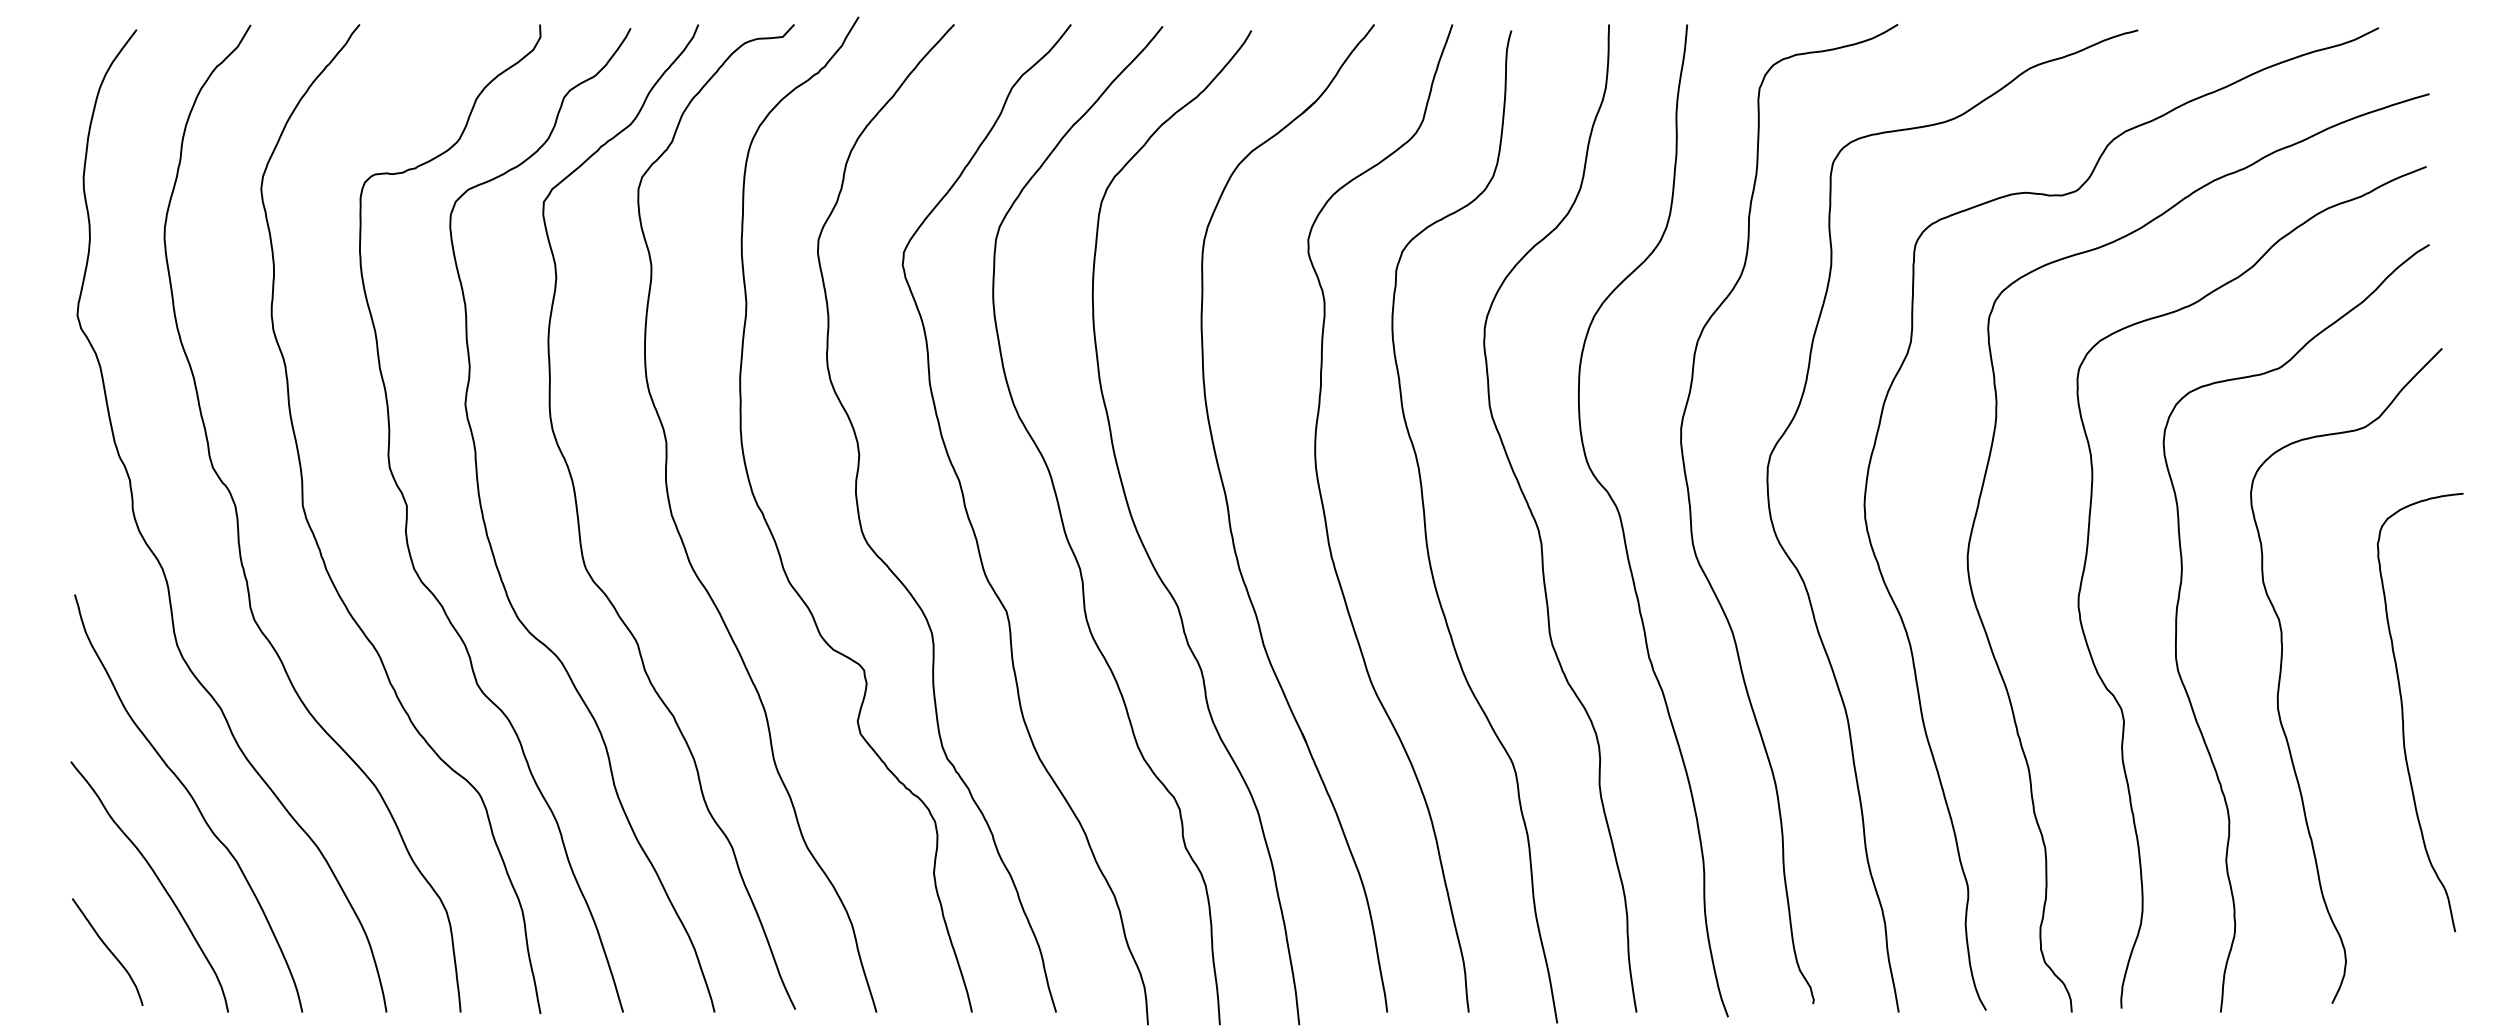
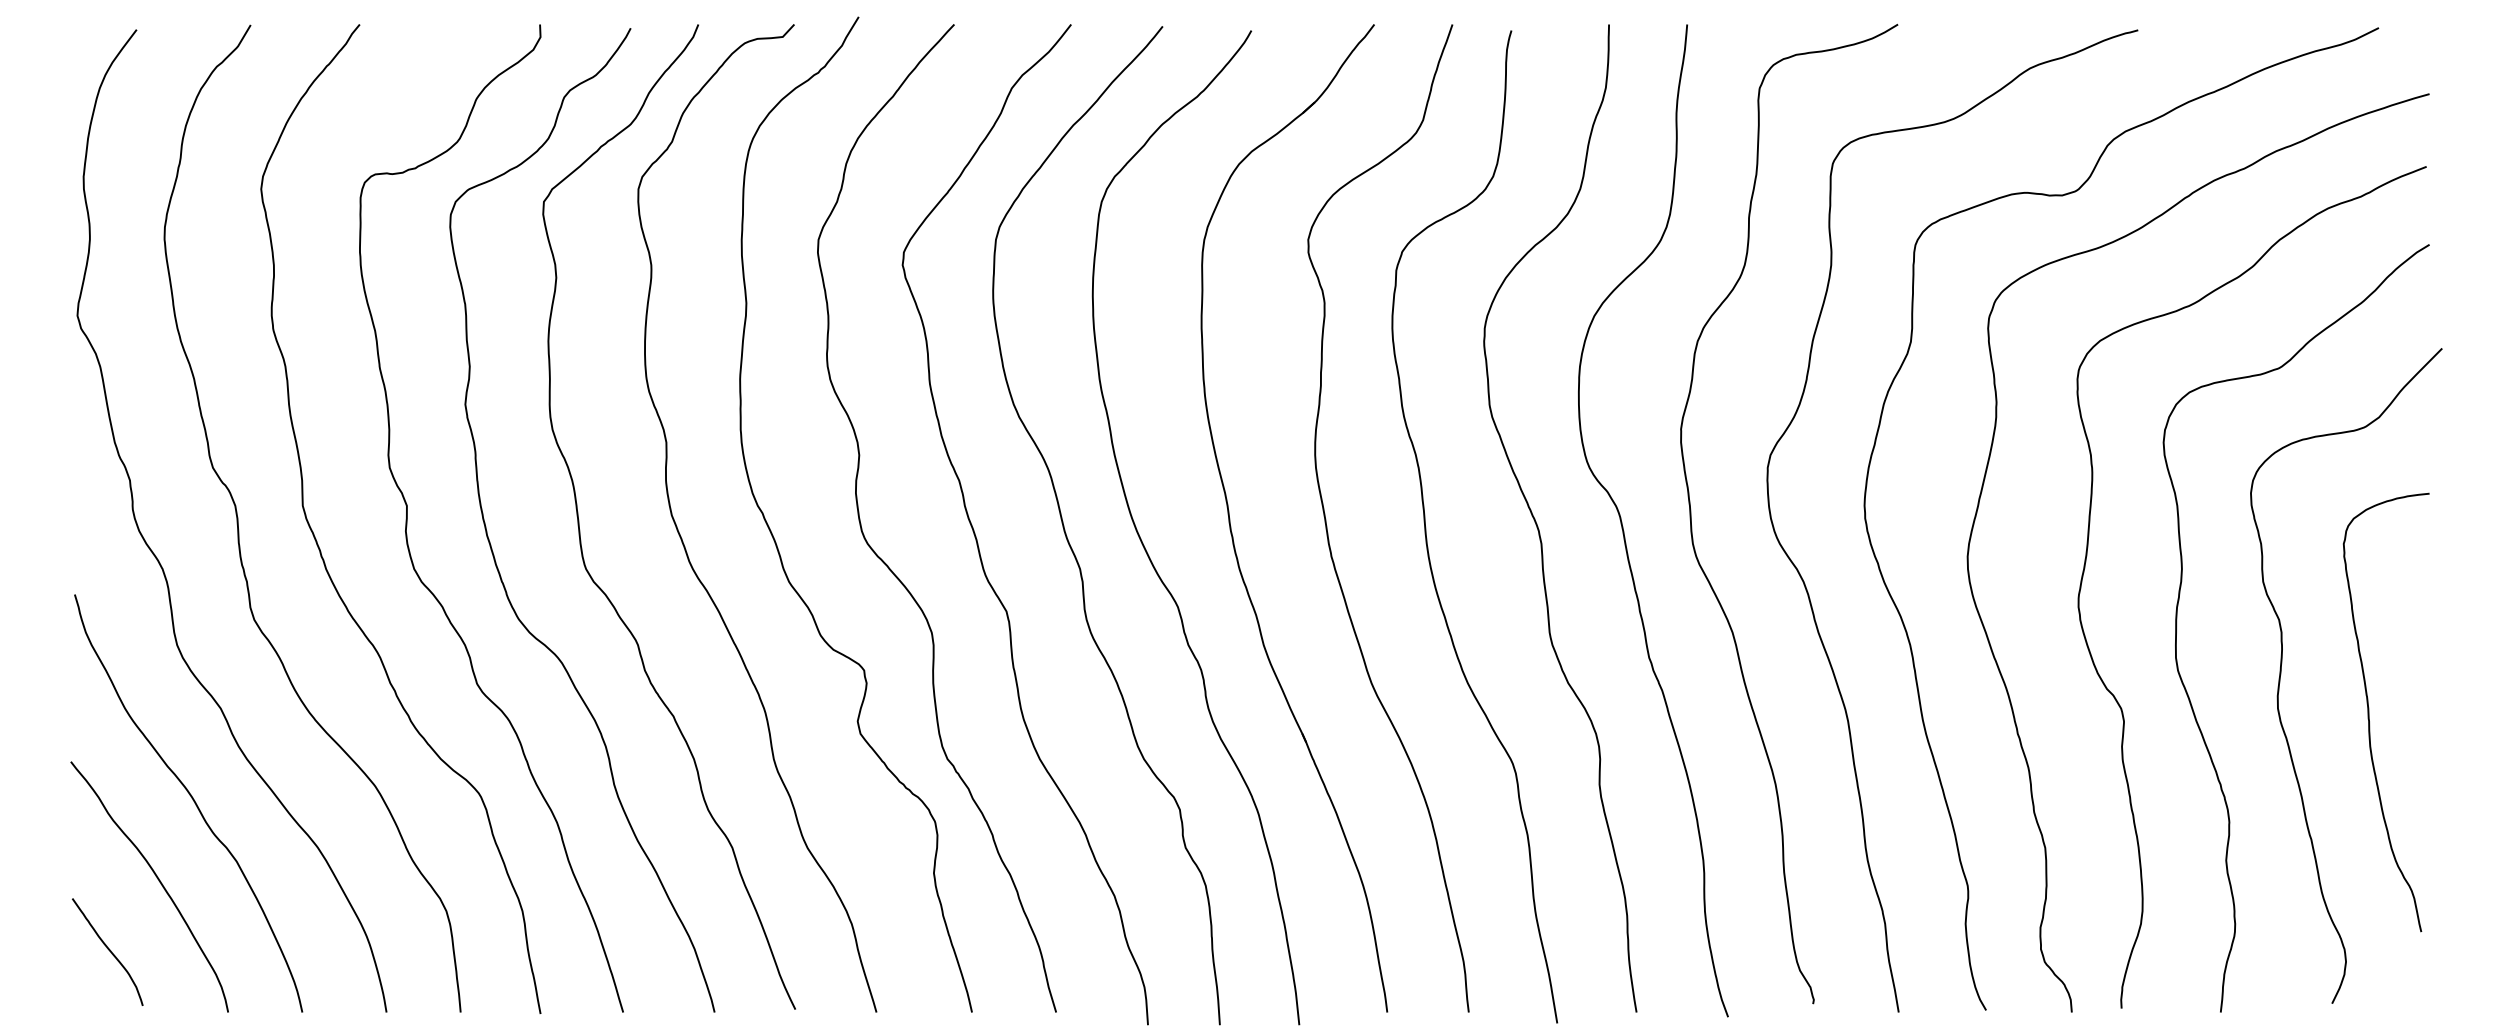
curve position: (2403, 712) -> (2369, 712) (2369, 712)
